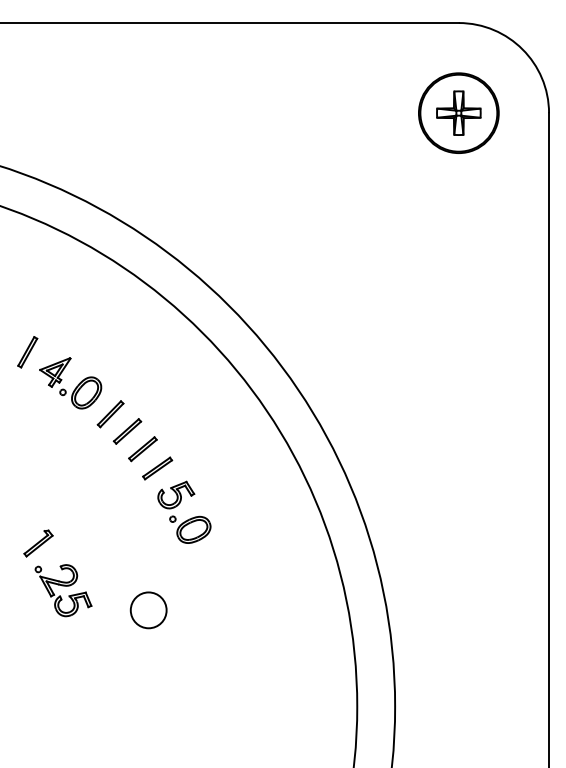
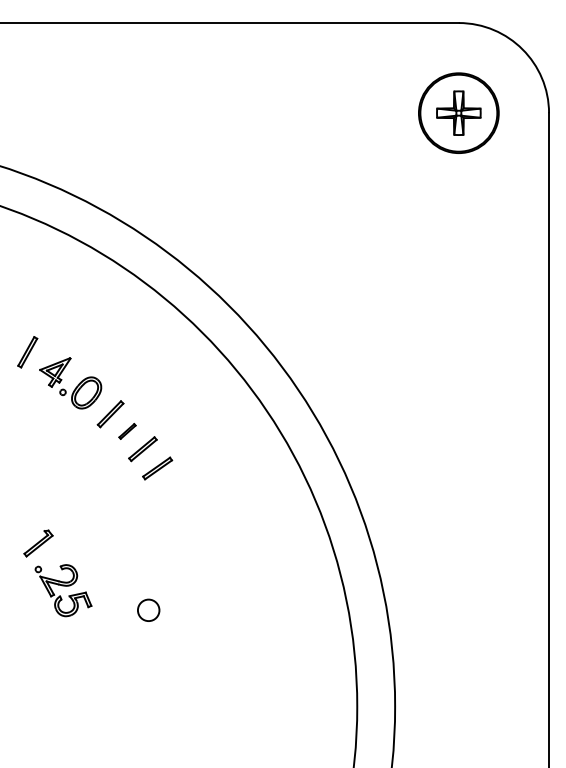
part size: 31x27 px -> 19x17 px (127, 431)
part: present -> none (178, 505)
circle diameter: 36 px -> 22 px (148, 610)
